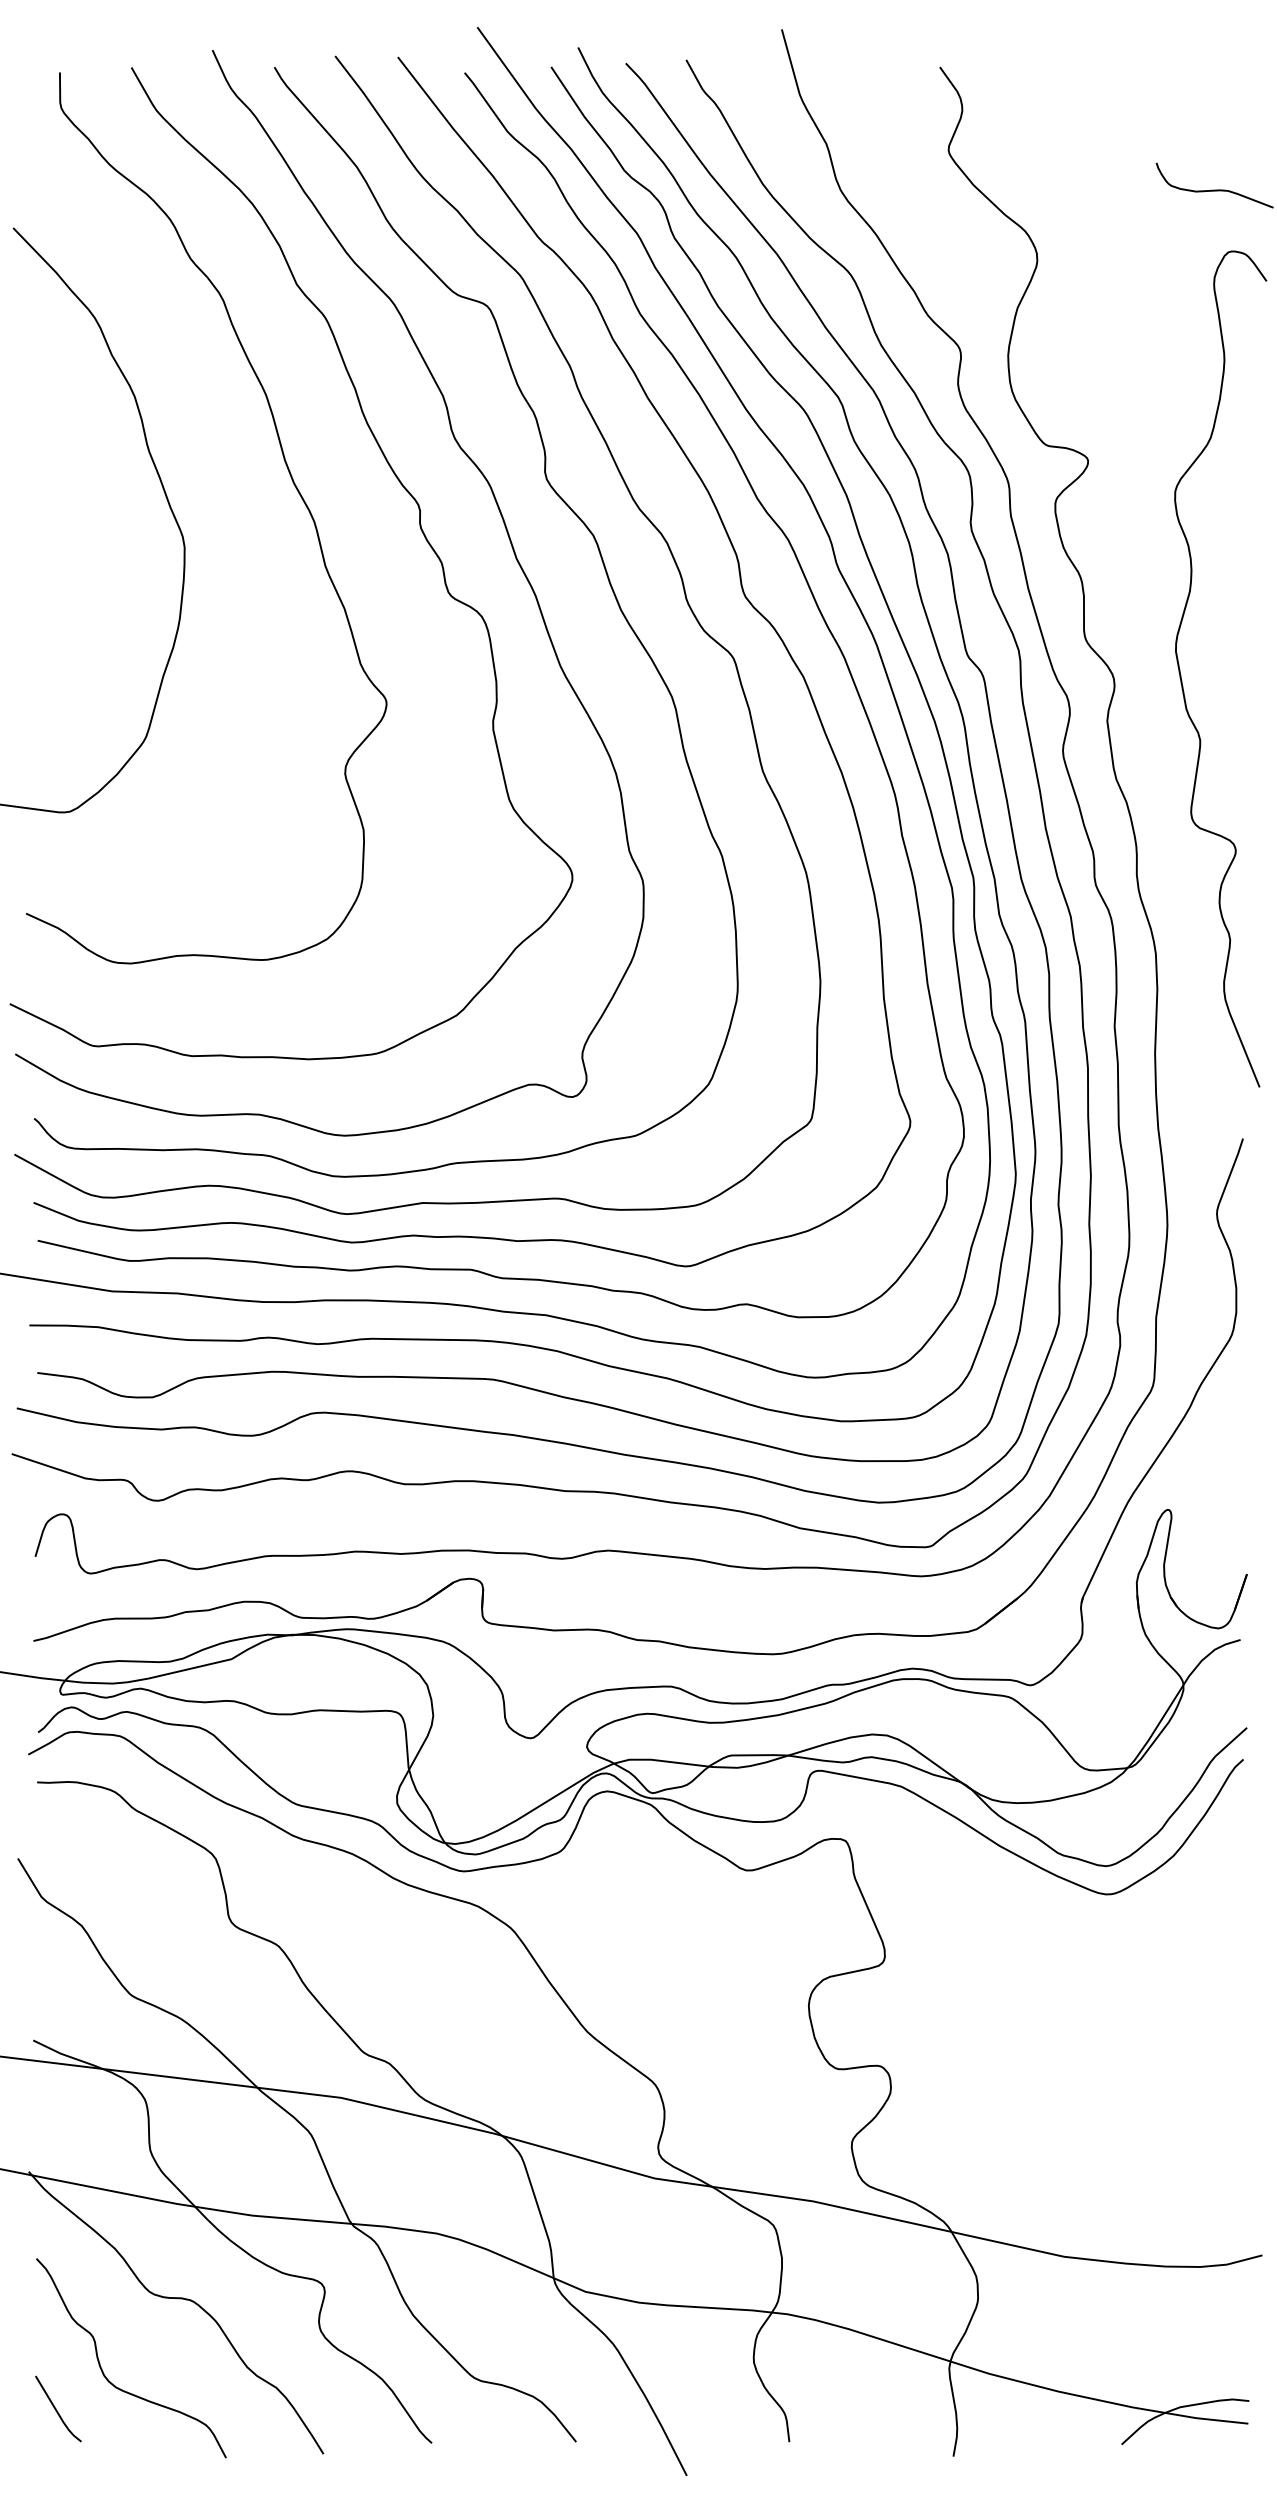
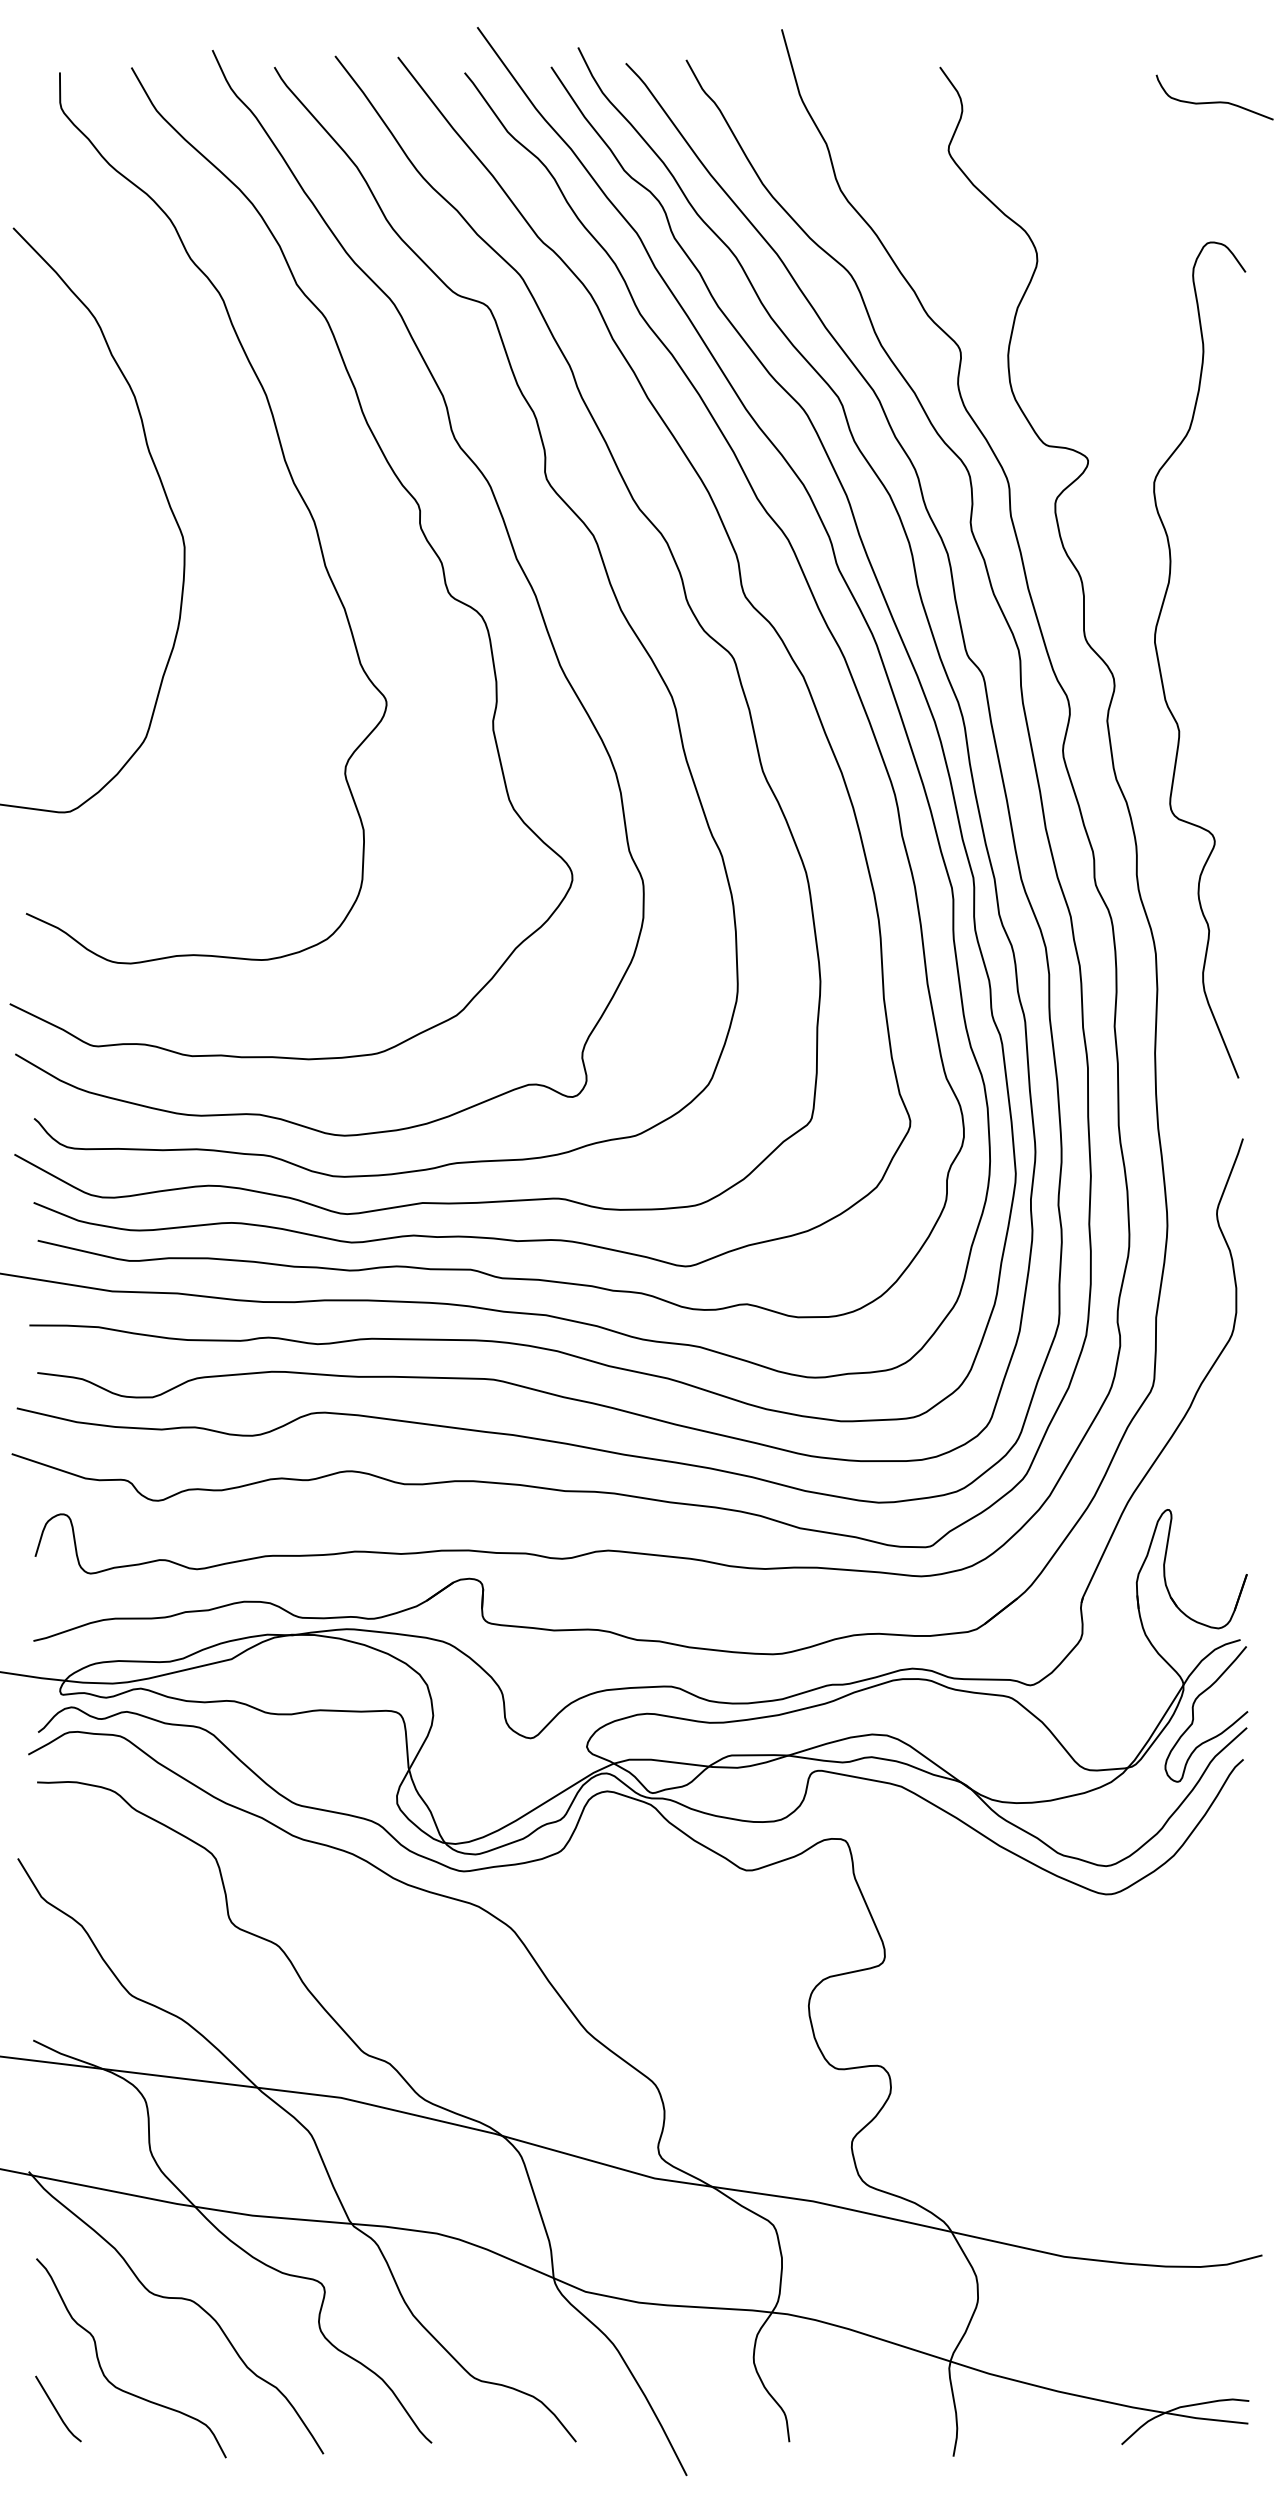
curve position: (1214, 189) -> (1214, 101) (1214, 101)
curve position: (1181, 675) -> (1160, 666) (1160, 666)
curve: none -> present (1193, 1714)
